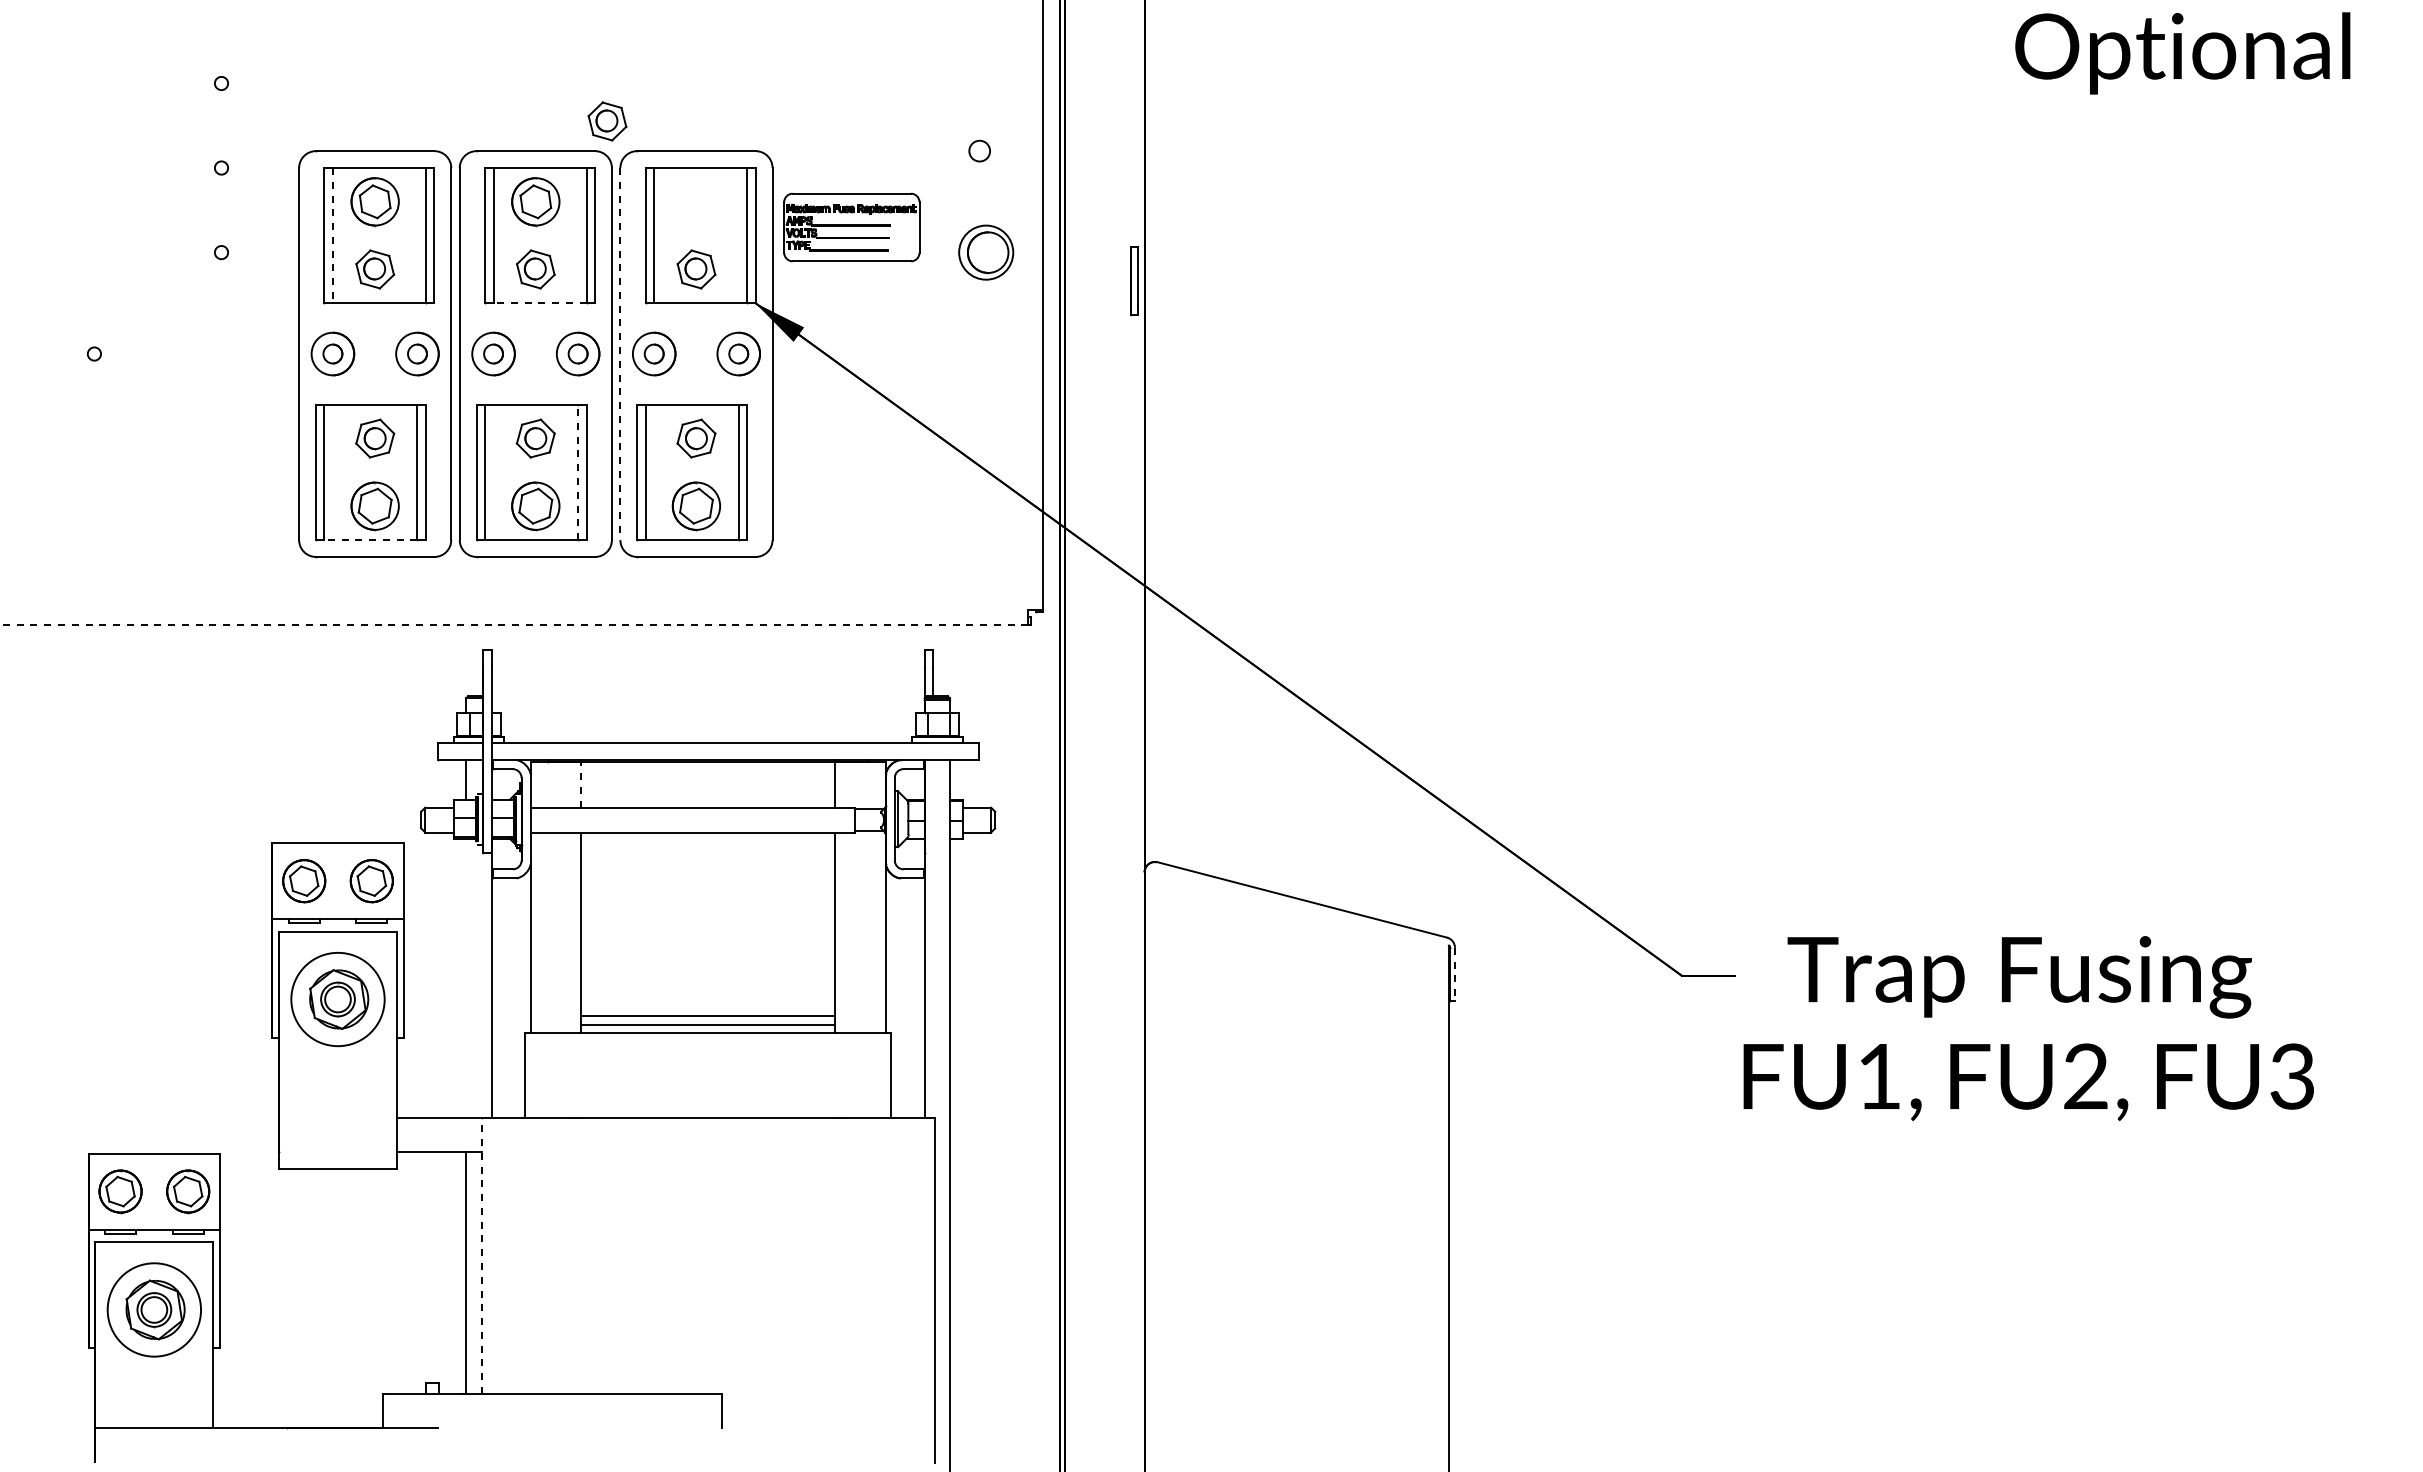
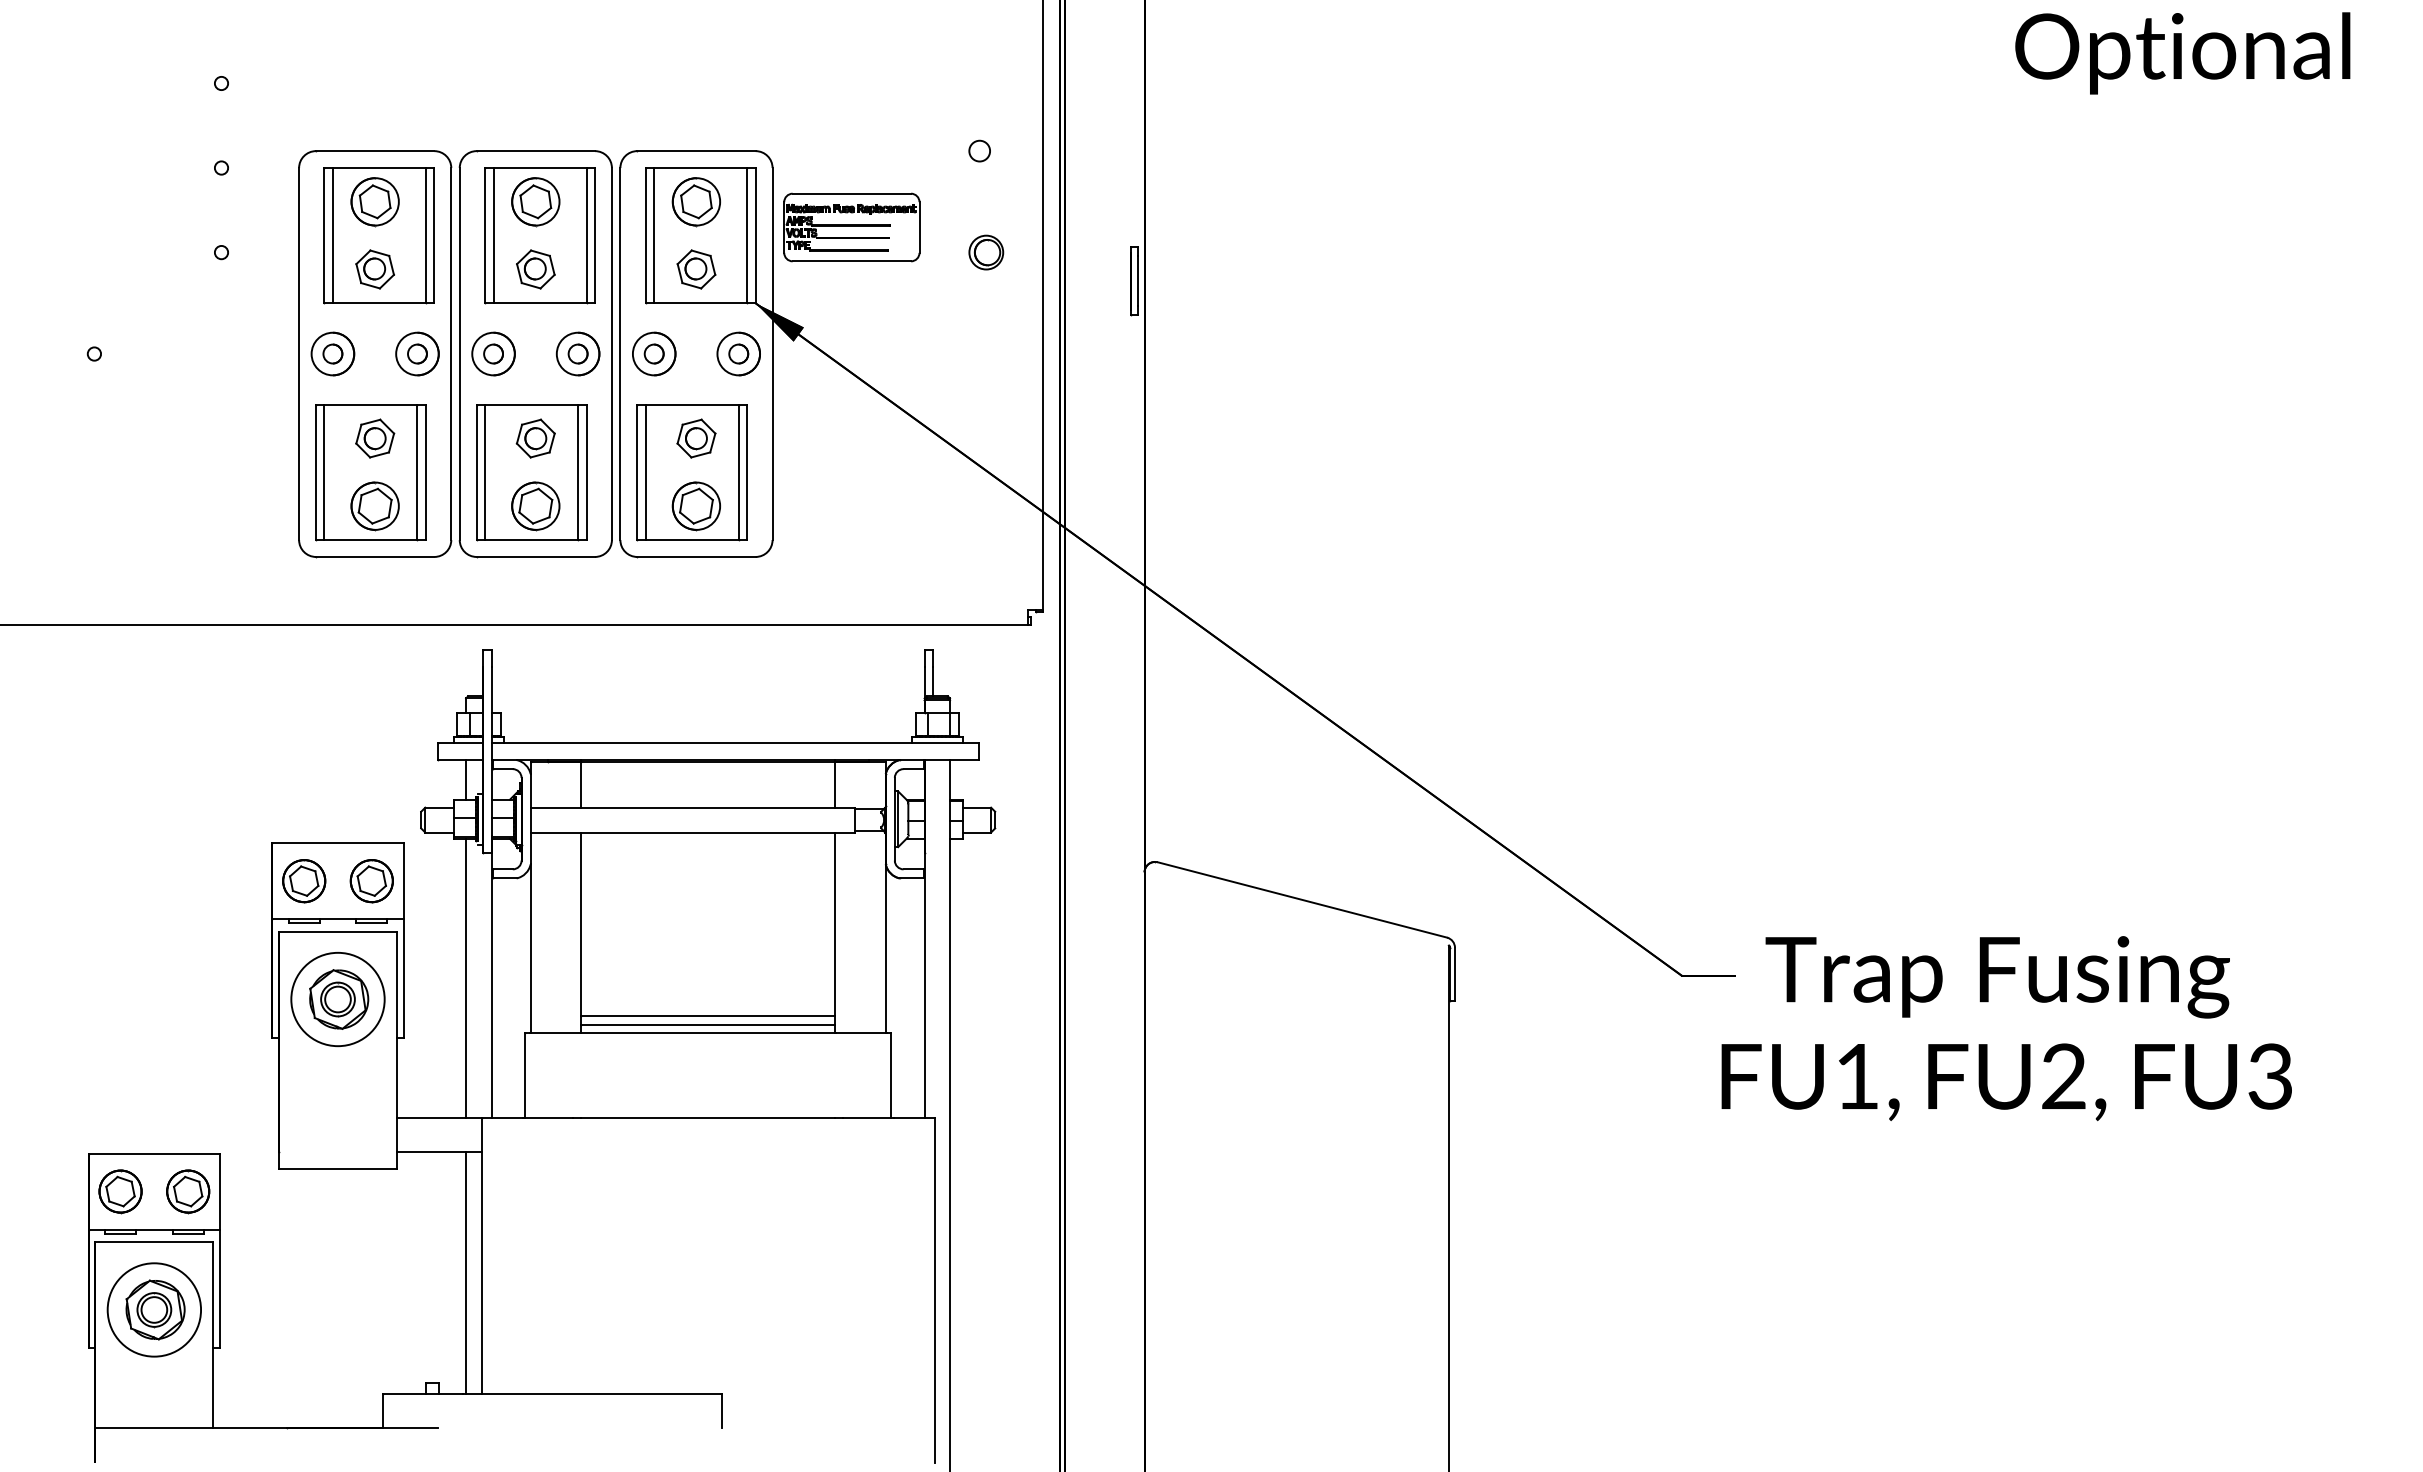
part: present -> none (607, 121)
part: none -> present (695, 202)
line: dashed -> solid (332, 235)
part size: 57x57 px -> 37x37 px (986, 252)
line: dashed -> solid (540, 303)
line: dashed -> solid (620, 354)
line: dashed -> solid (578, 472)
line: dashed -> solid (370, 540)
line: dashed -> solid (514, 624)
line: dashed -> solid (581, 784)
line: dashed -> solid (1455, 974)
line: none -> present (465, 977)
text position: (2028, 1028) -> (2006, 1028) (2006, 1028)
line: dashed -> solid (481, 1255)
